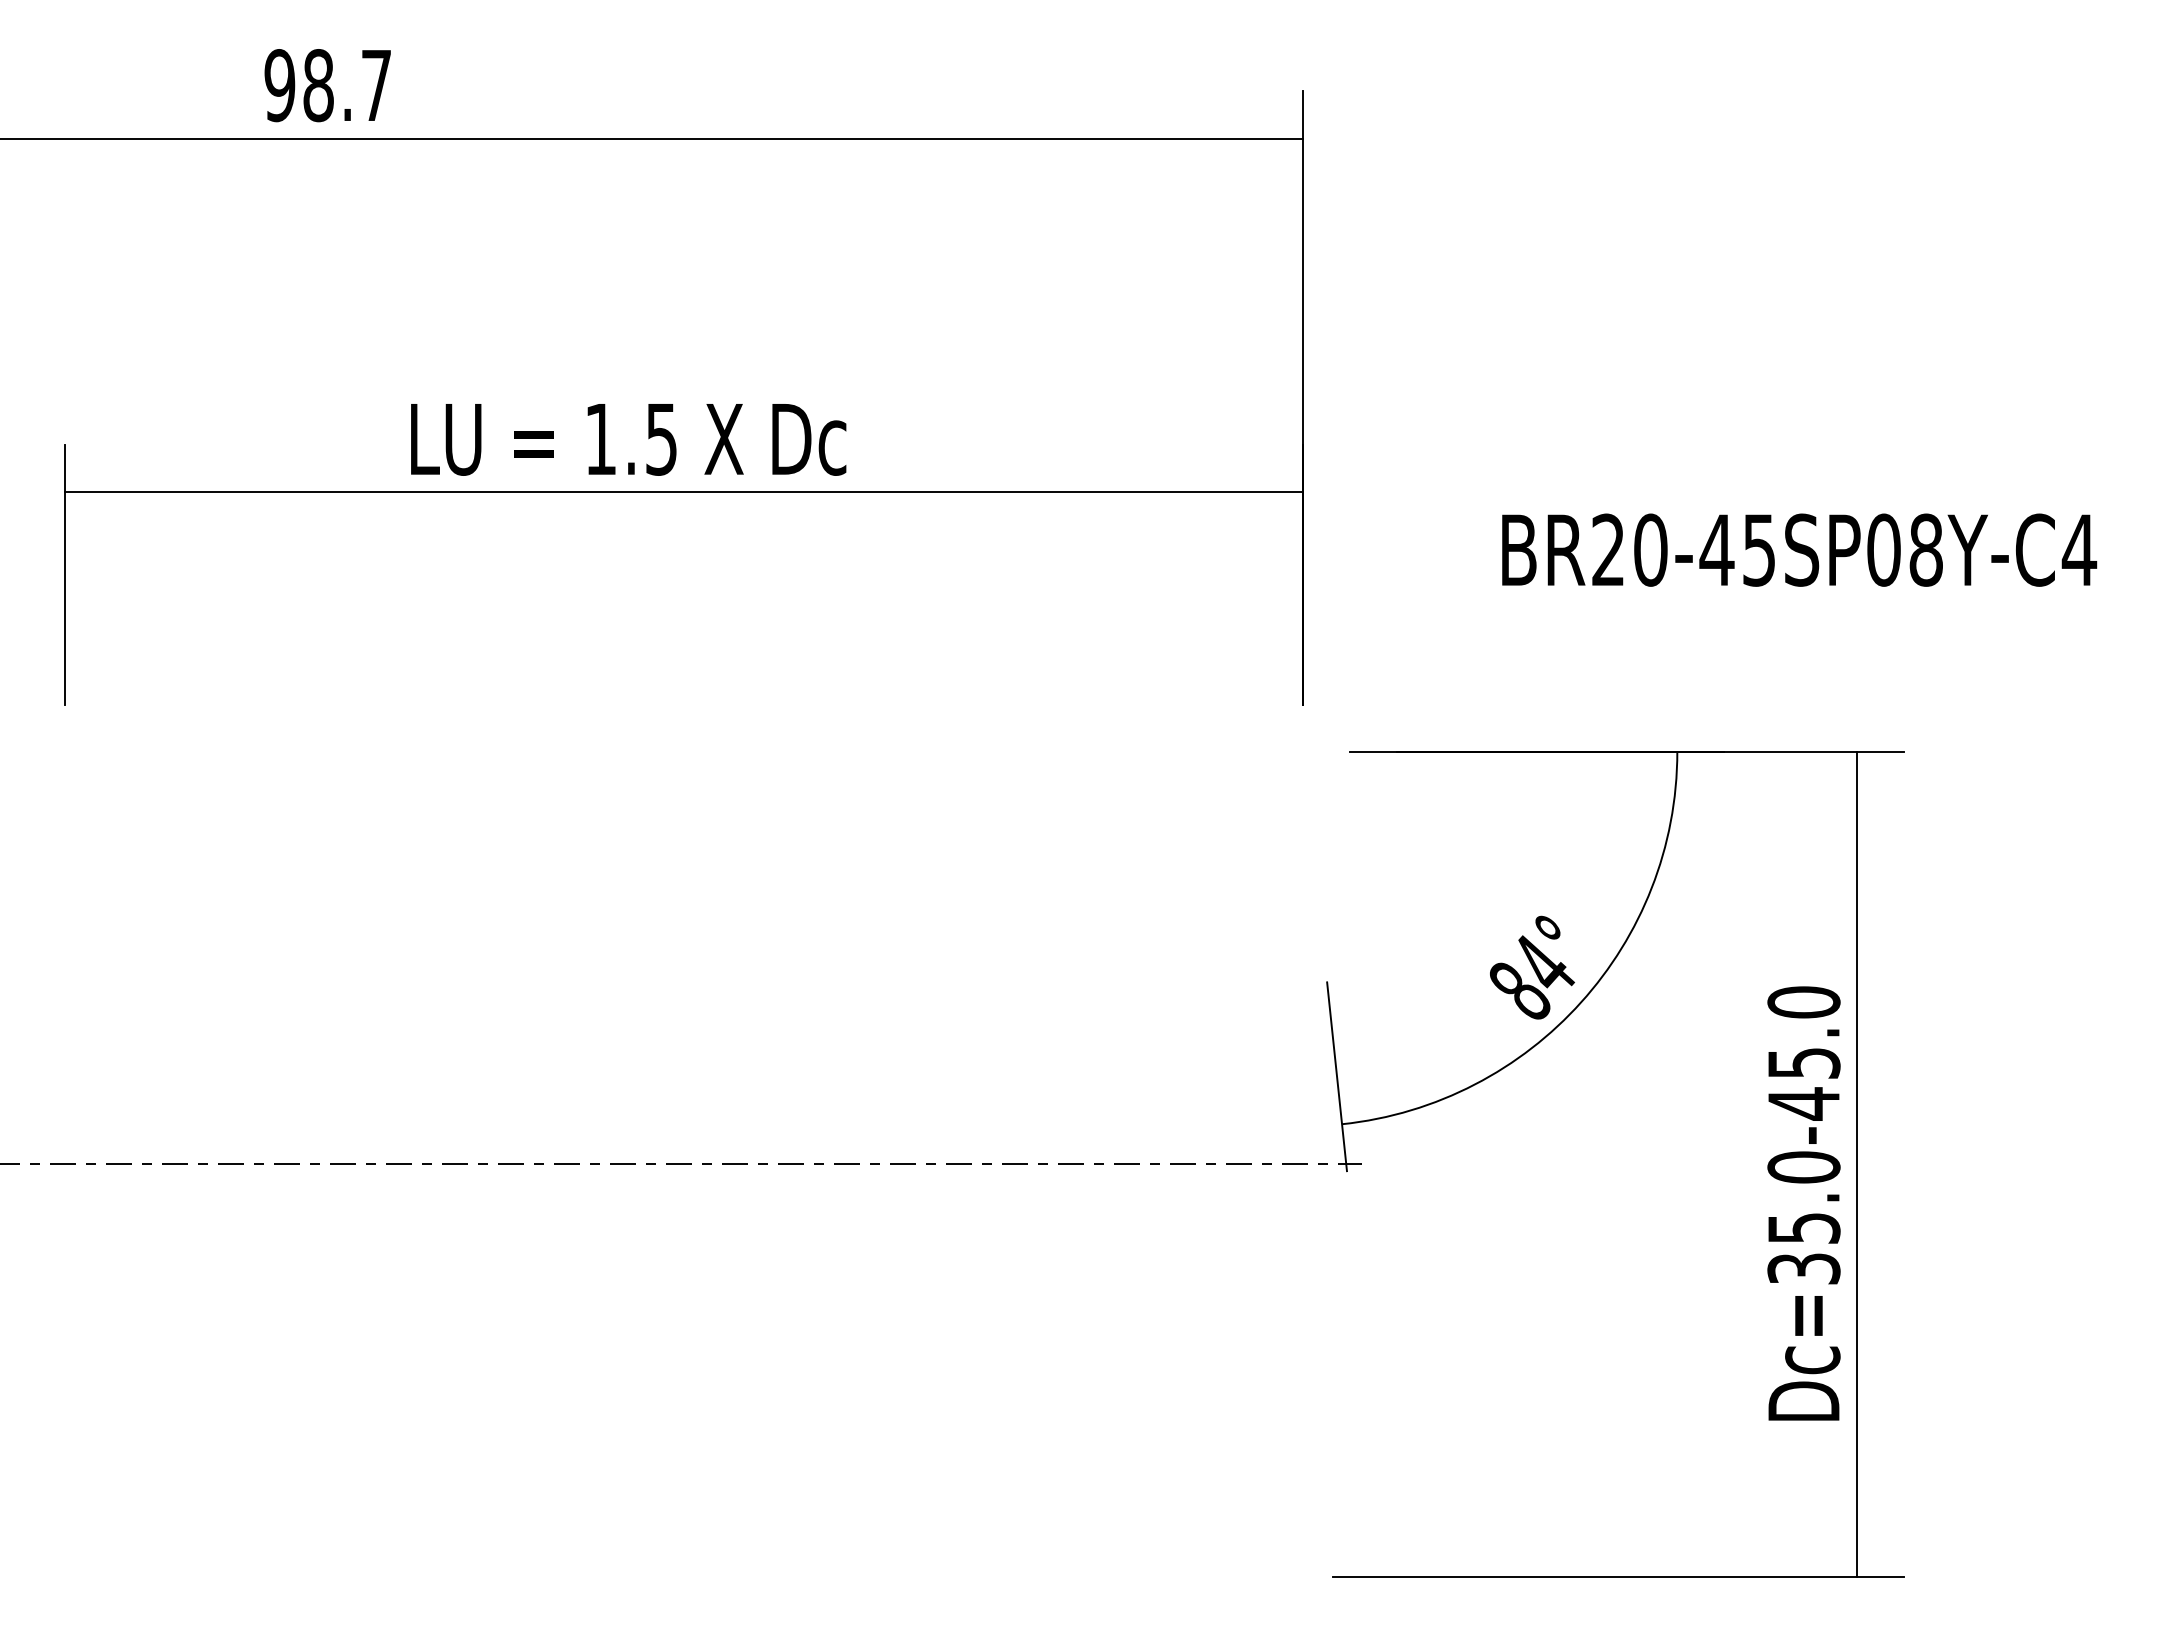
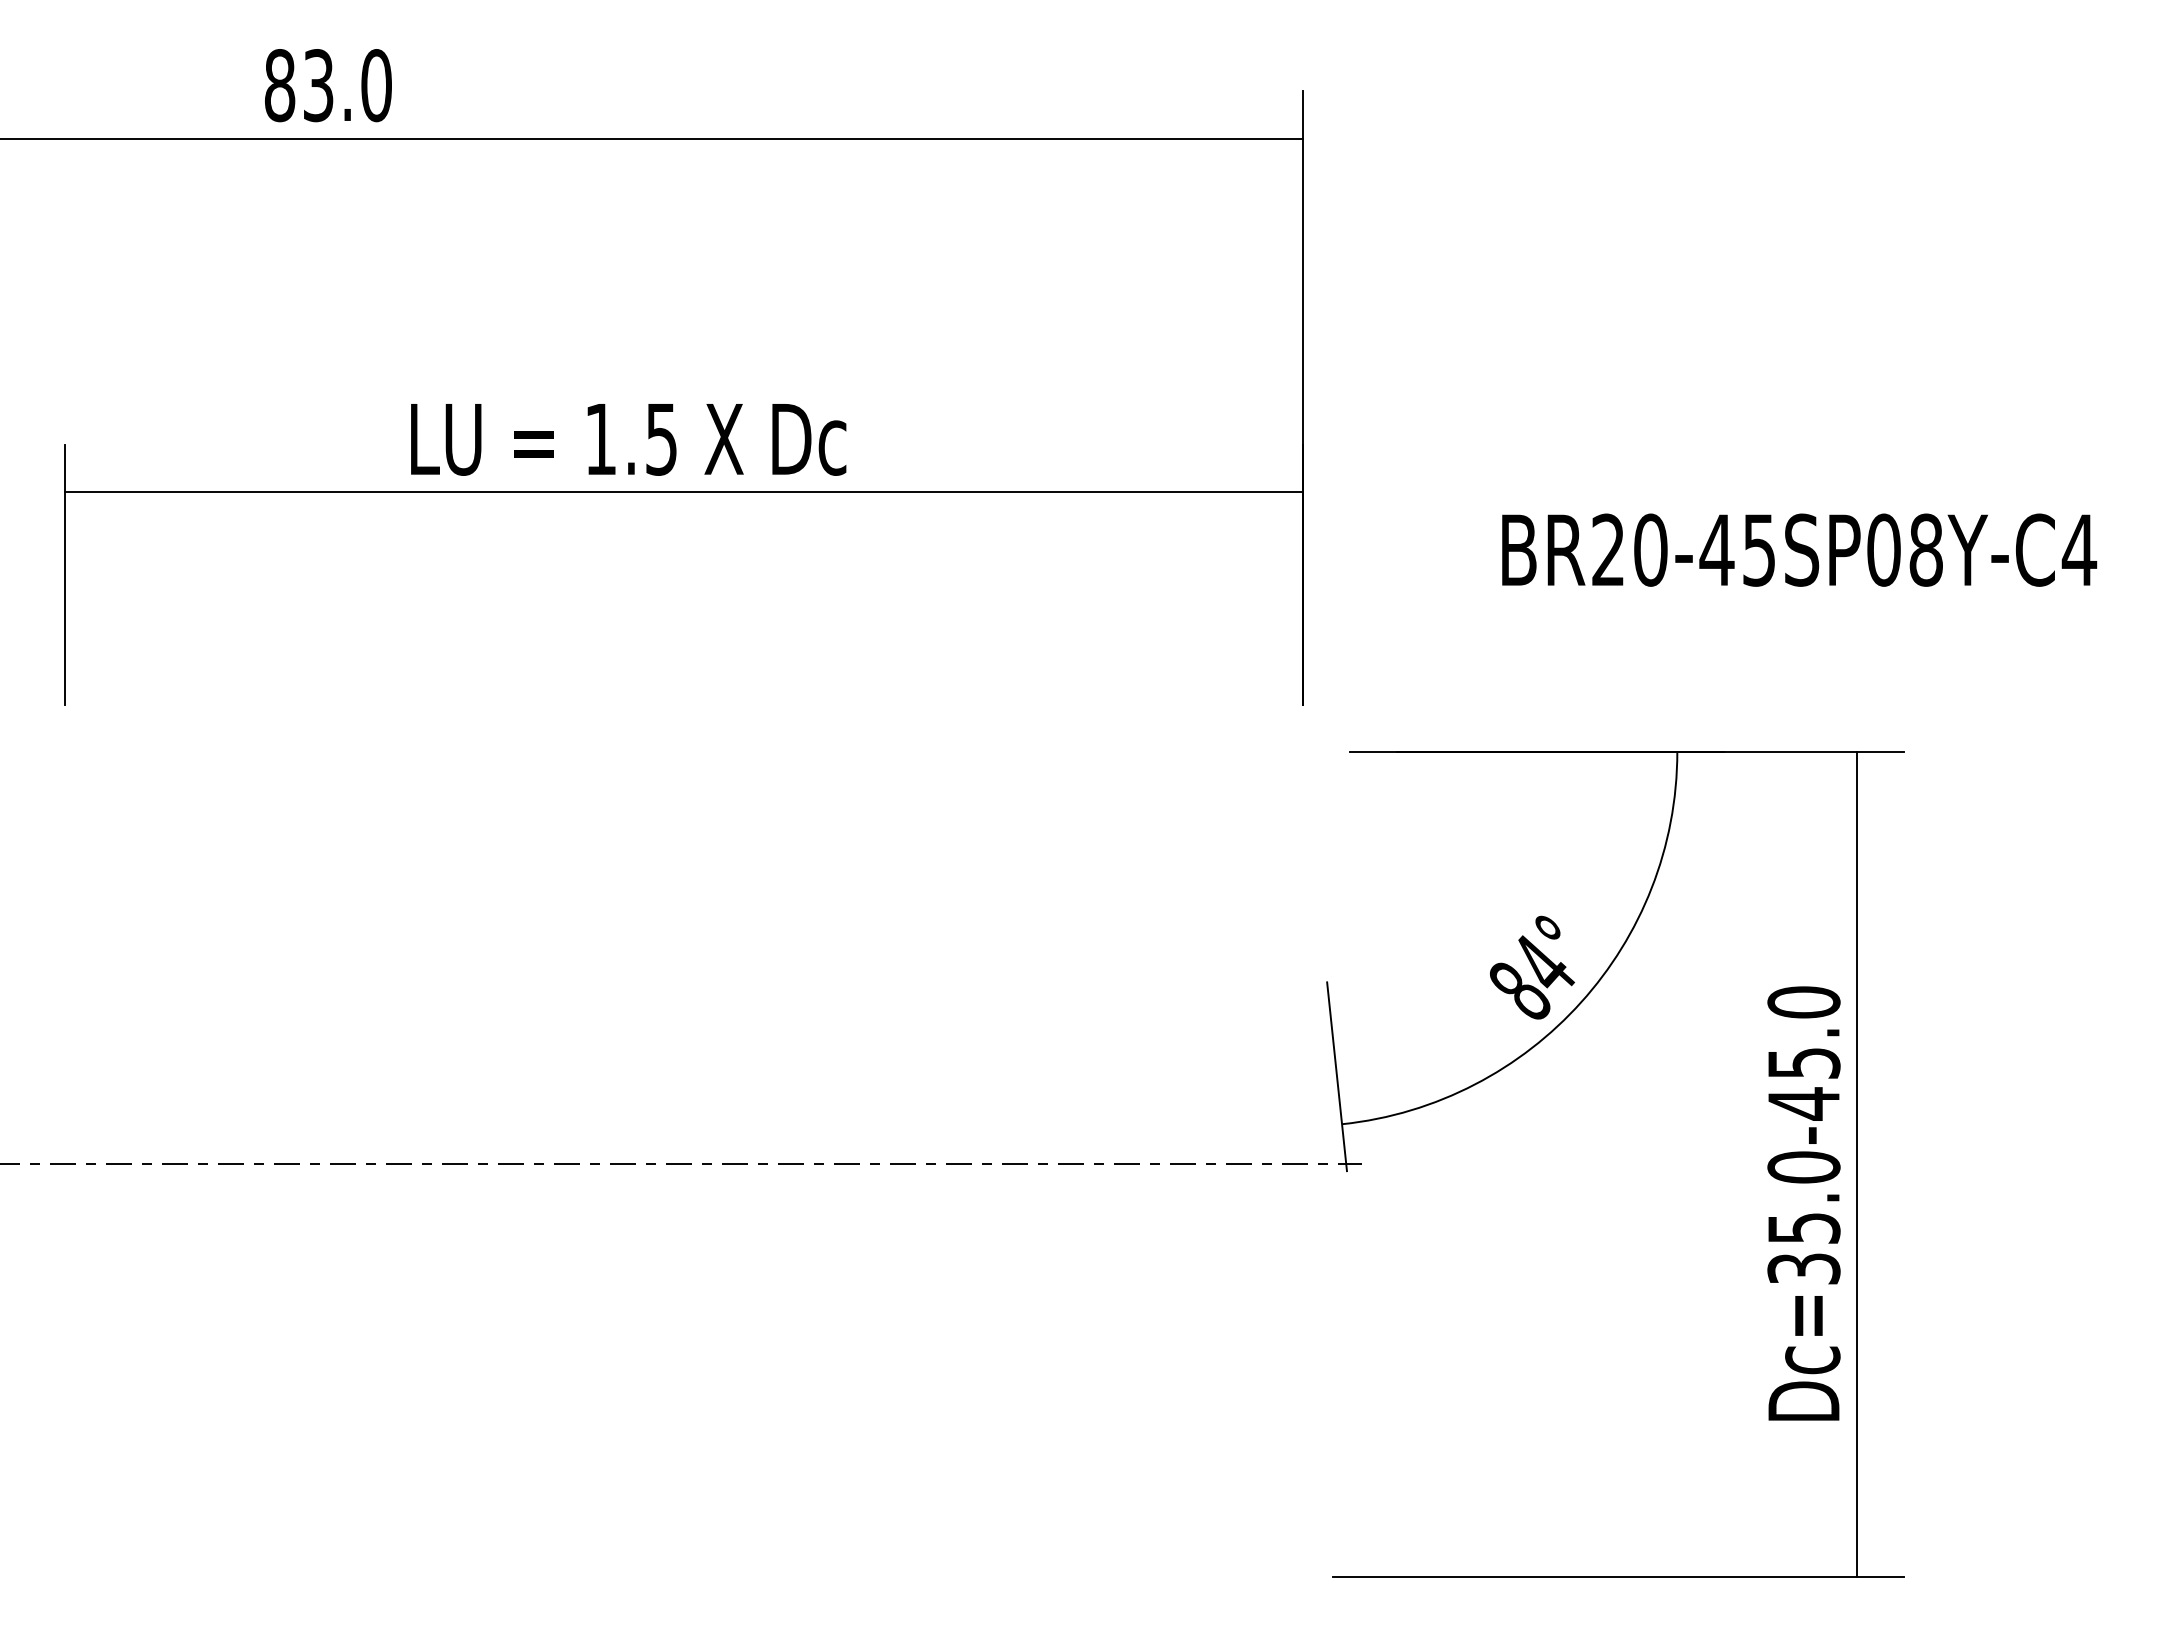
text: 98.7 -> 83.0 (327, 85)
